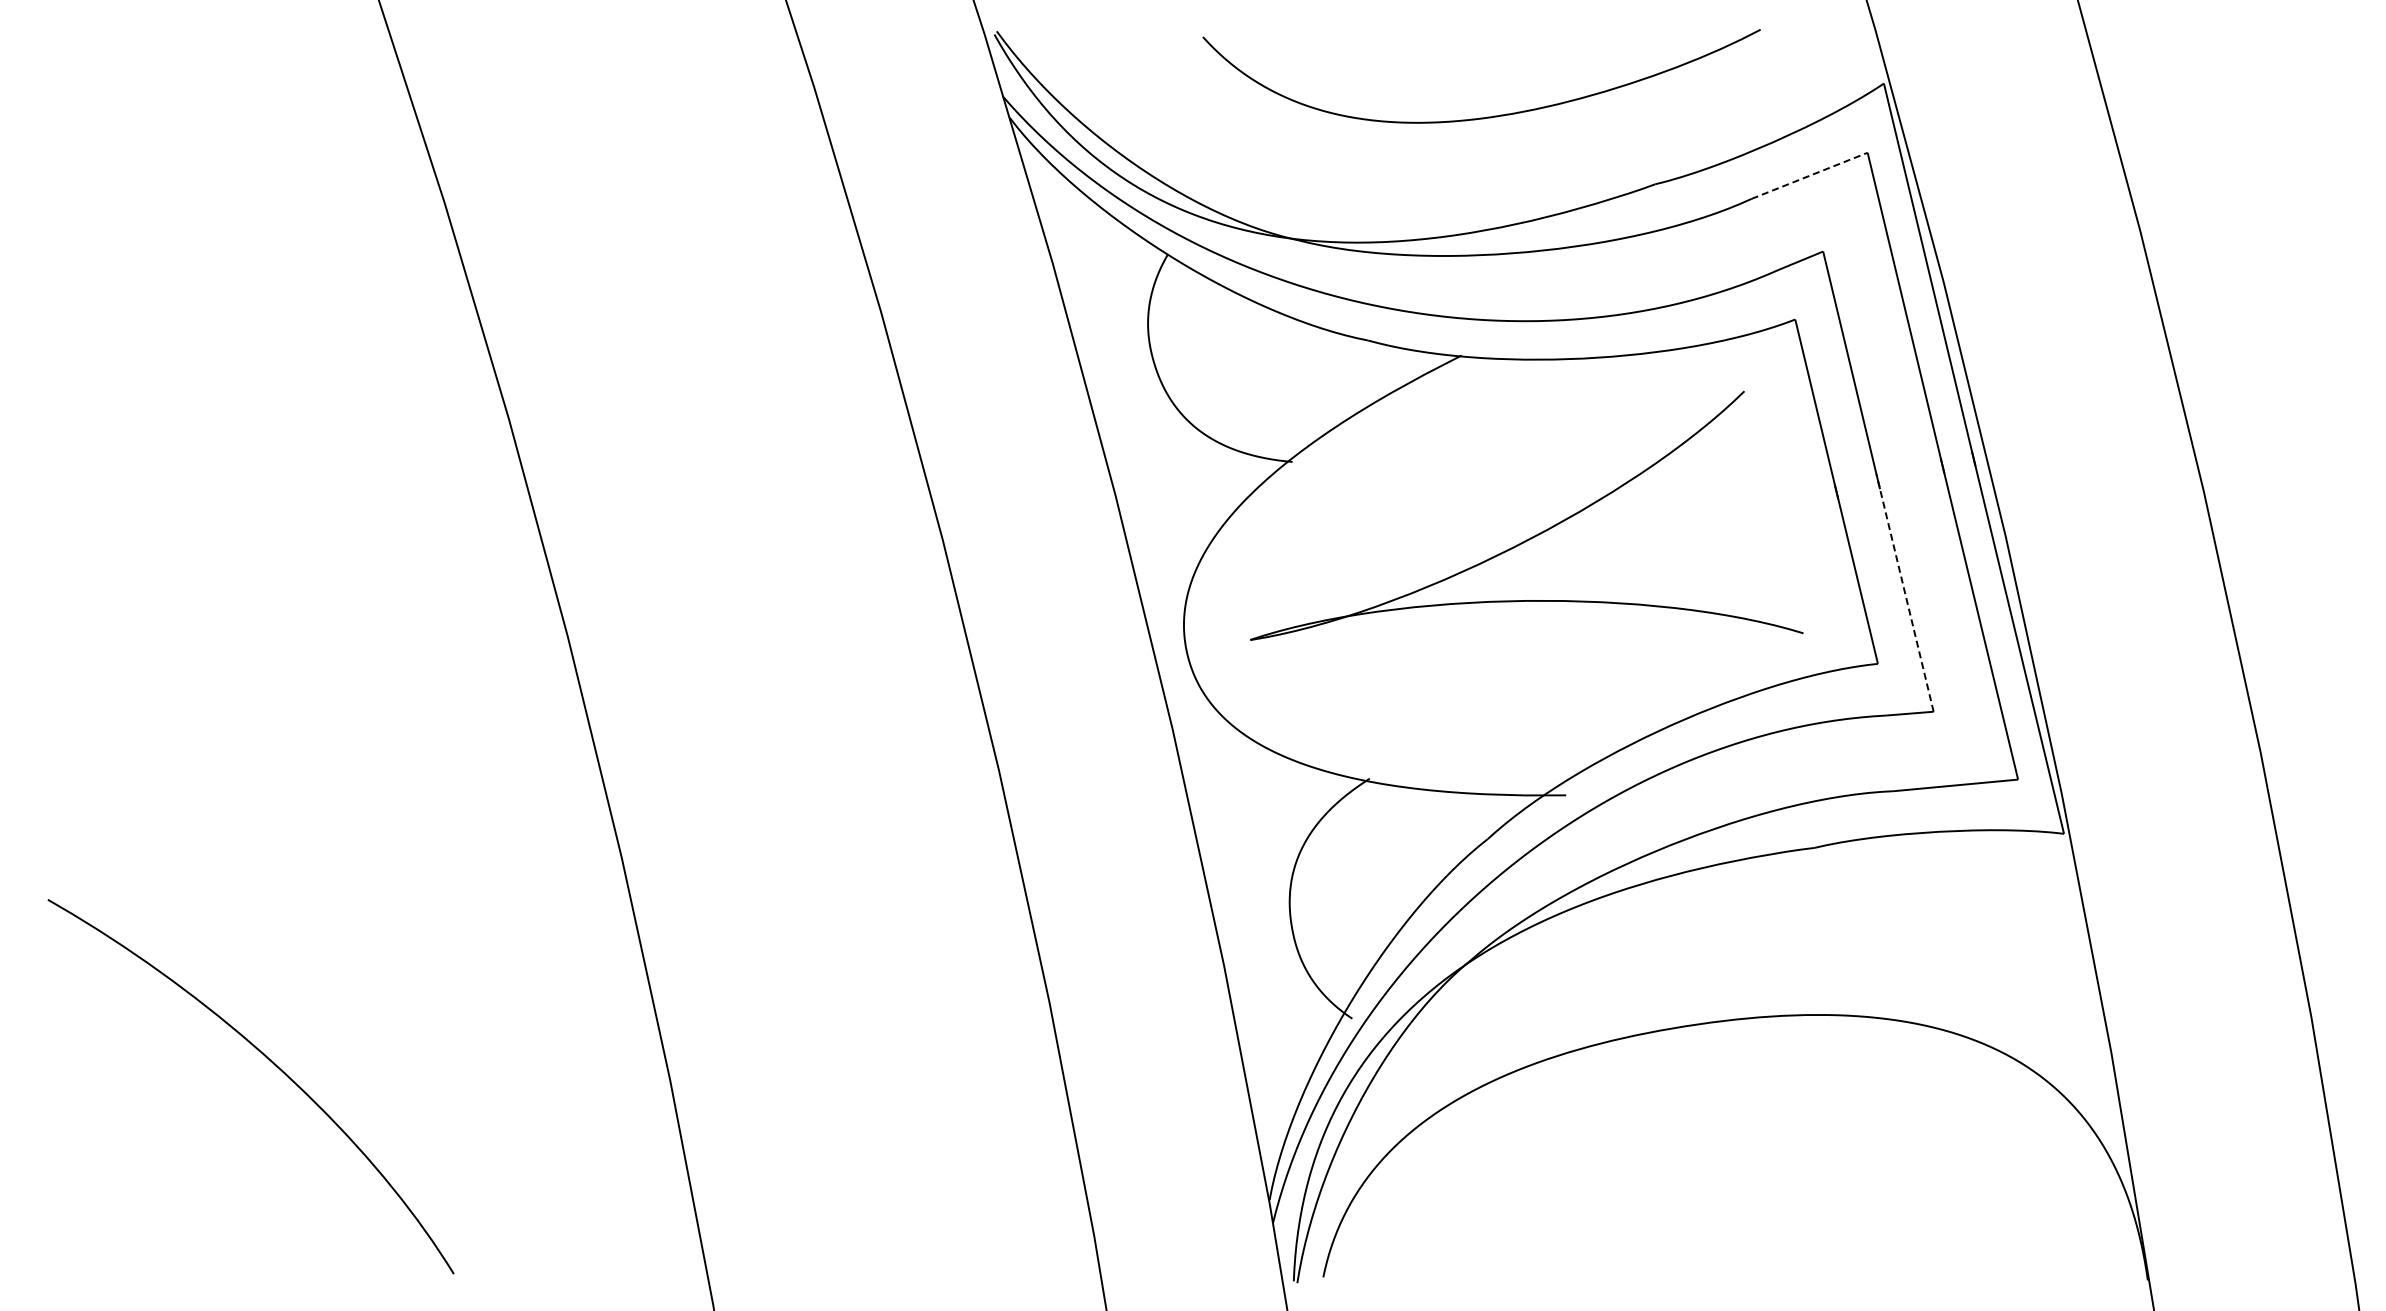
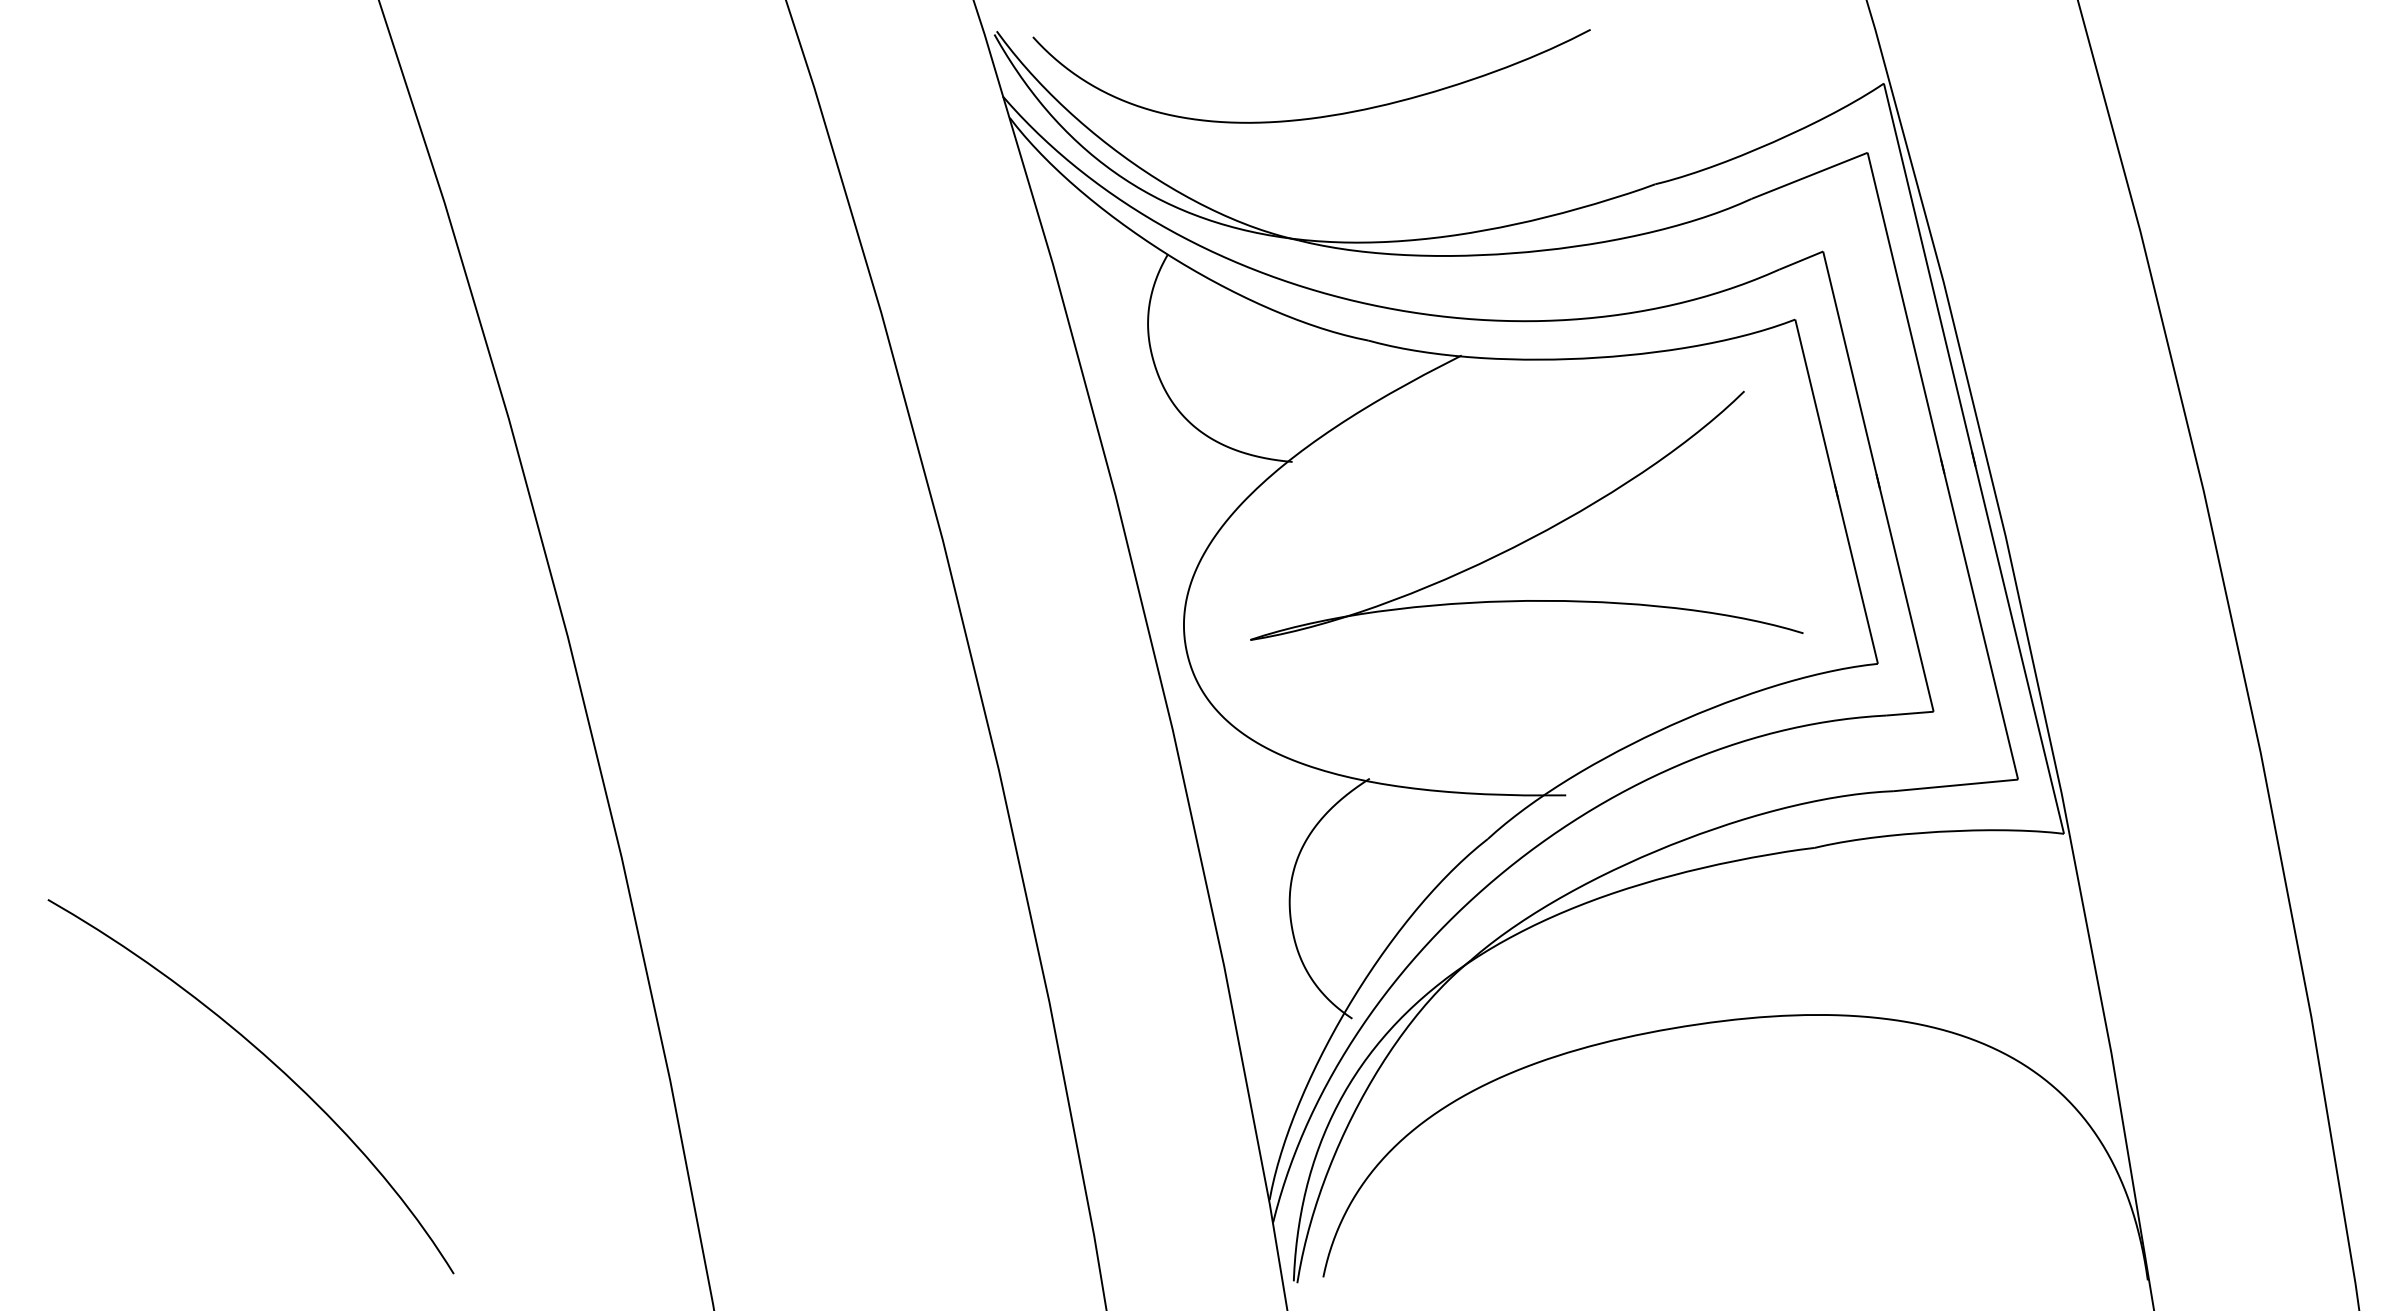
curve position: (1487, 116) -> (1317, 116) (1317, 116)
line: dashed -> solid (1810, 175)
line: dashed -> solid (1904, 592)
